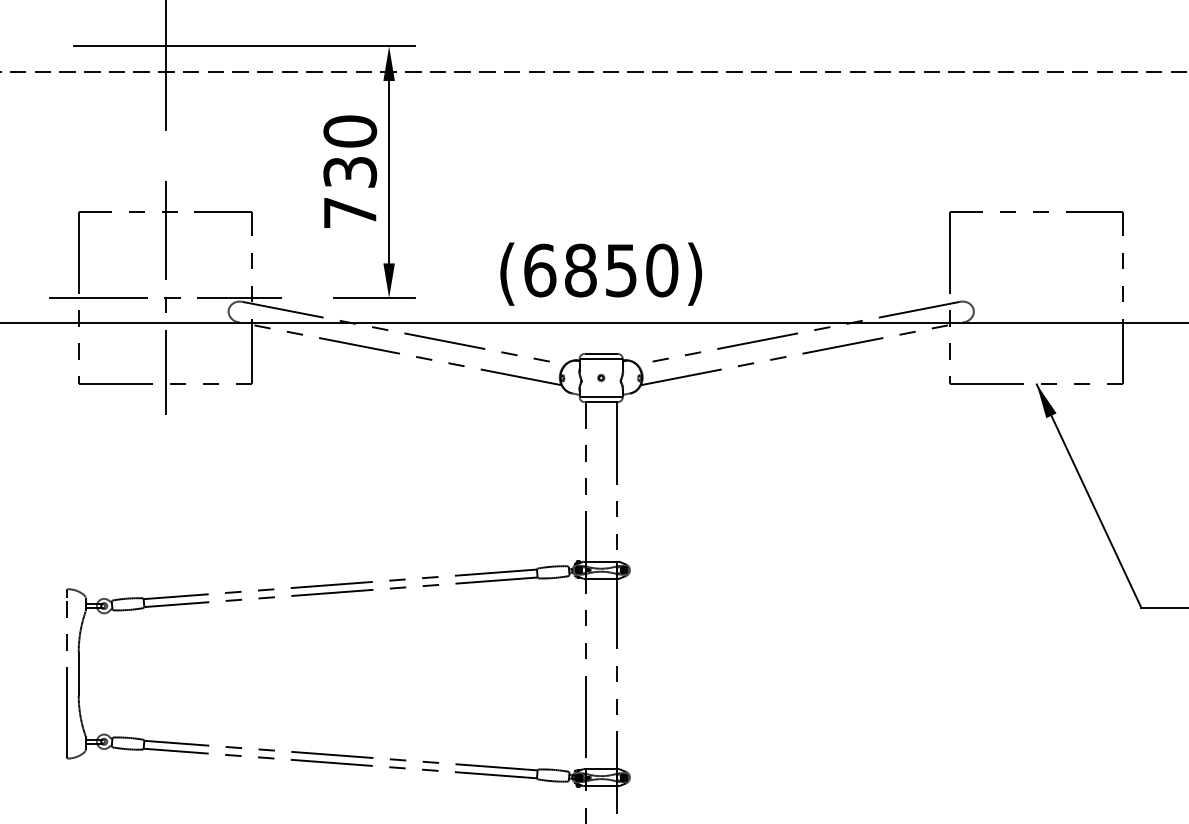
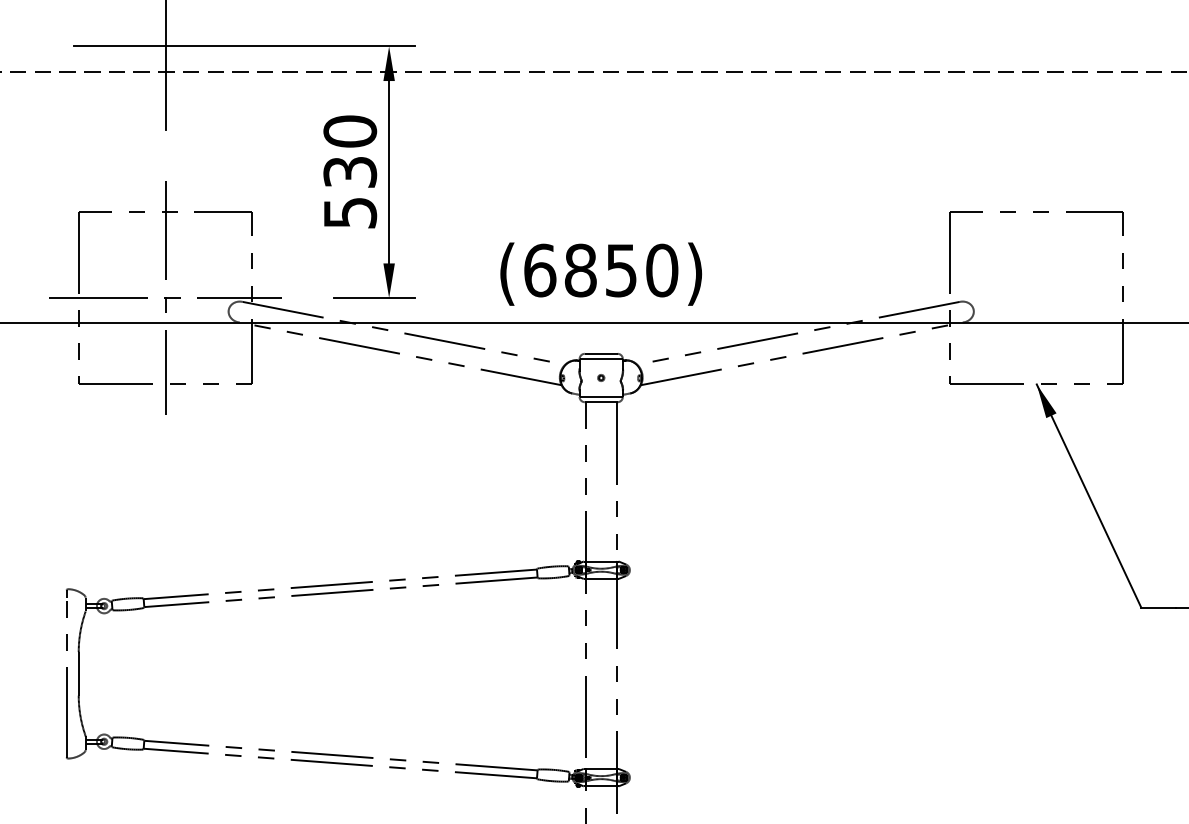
text: 730 -> 530 (350, 213)
